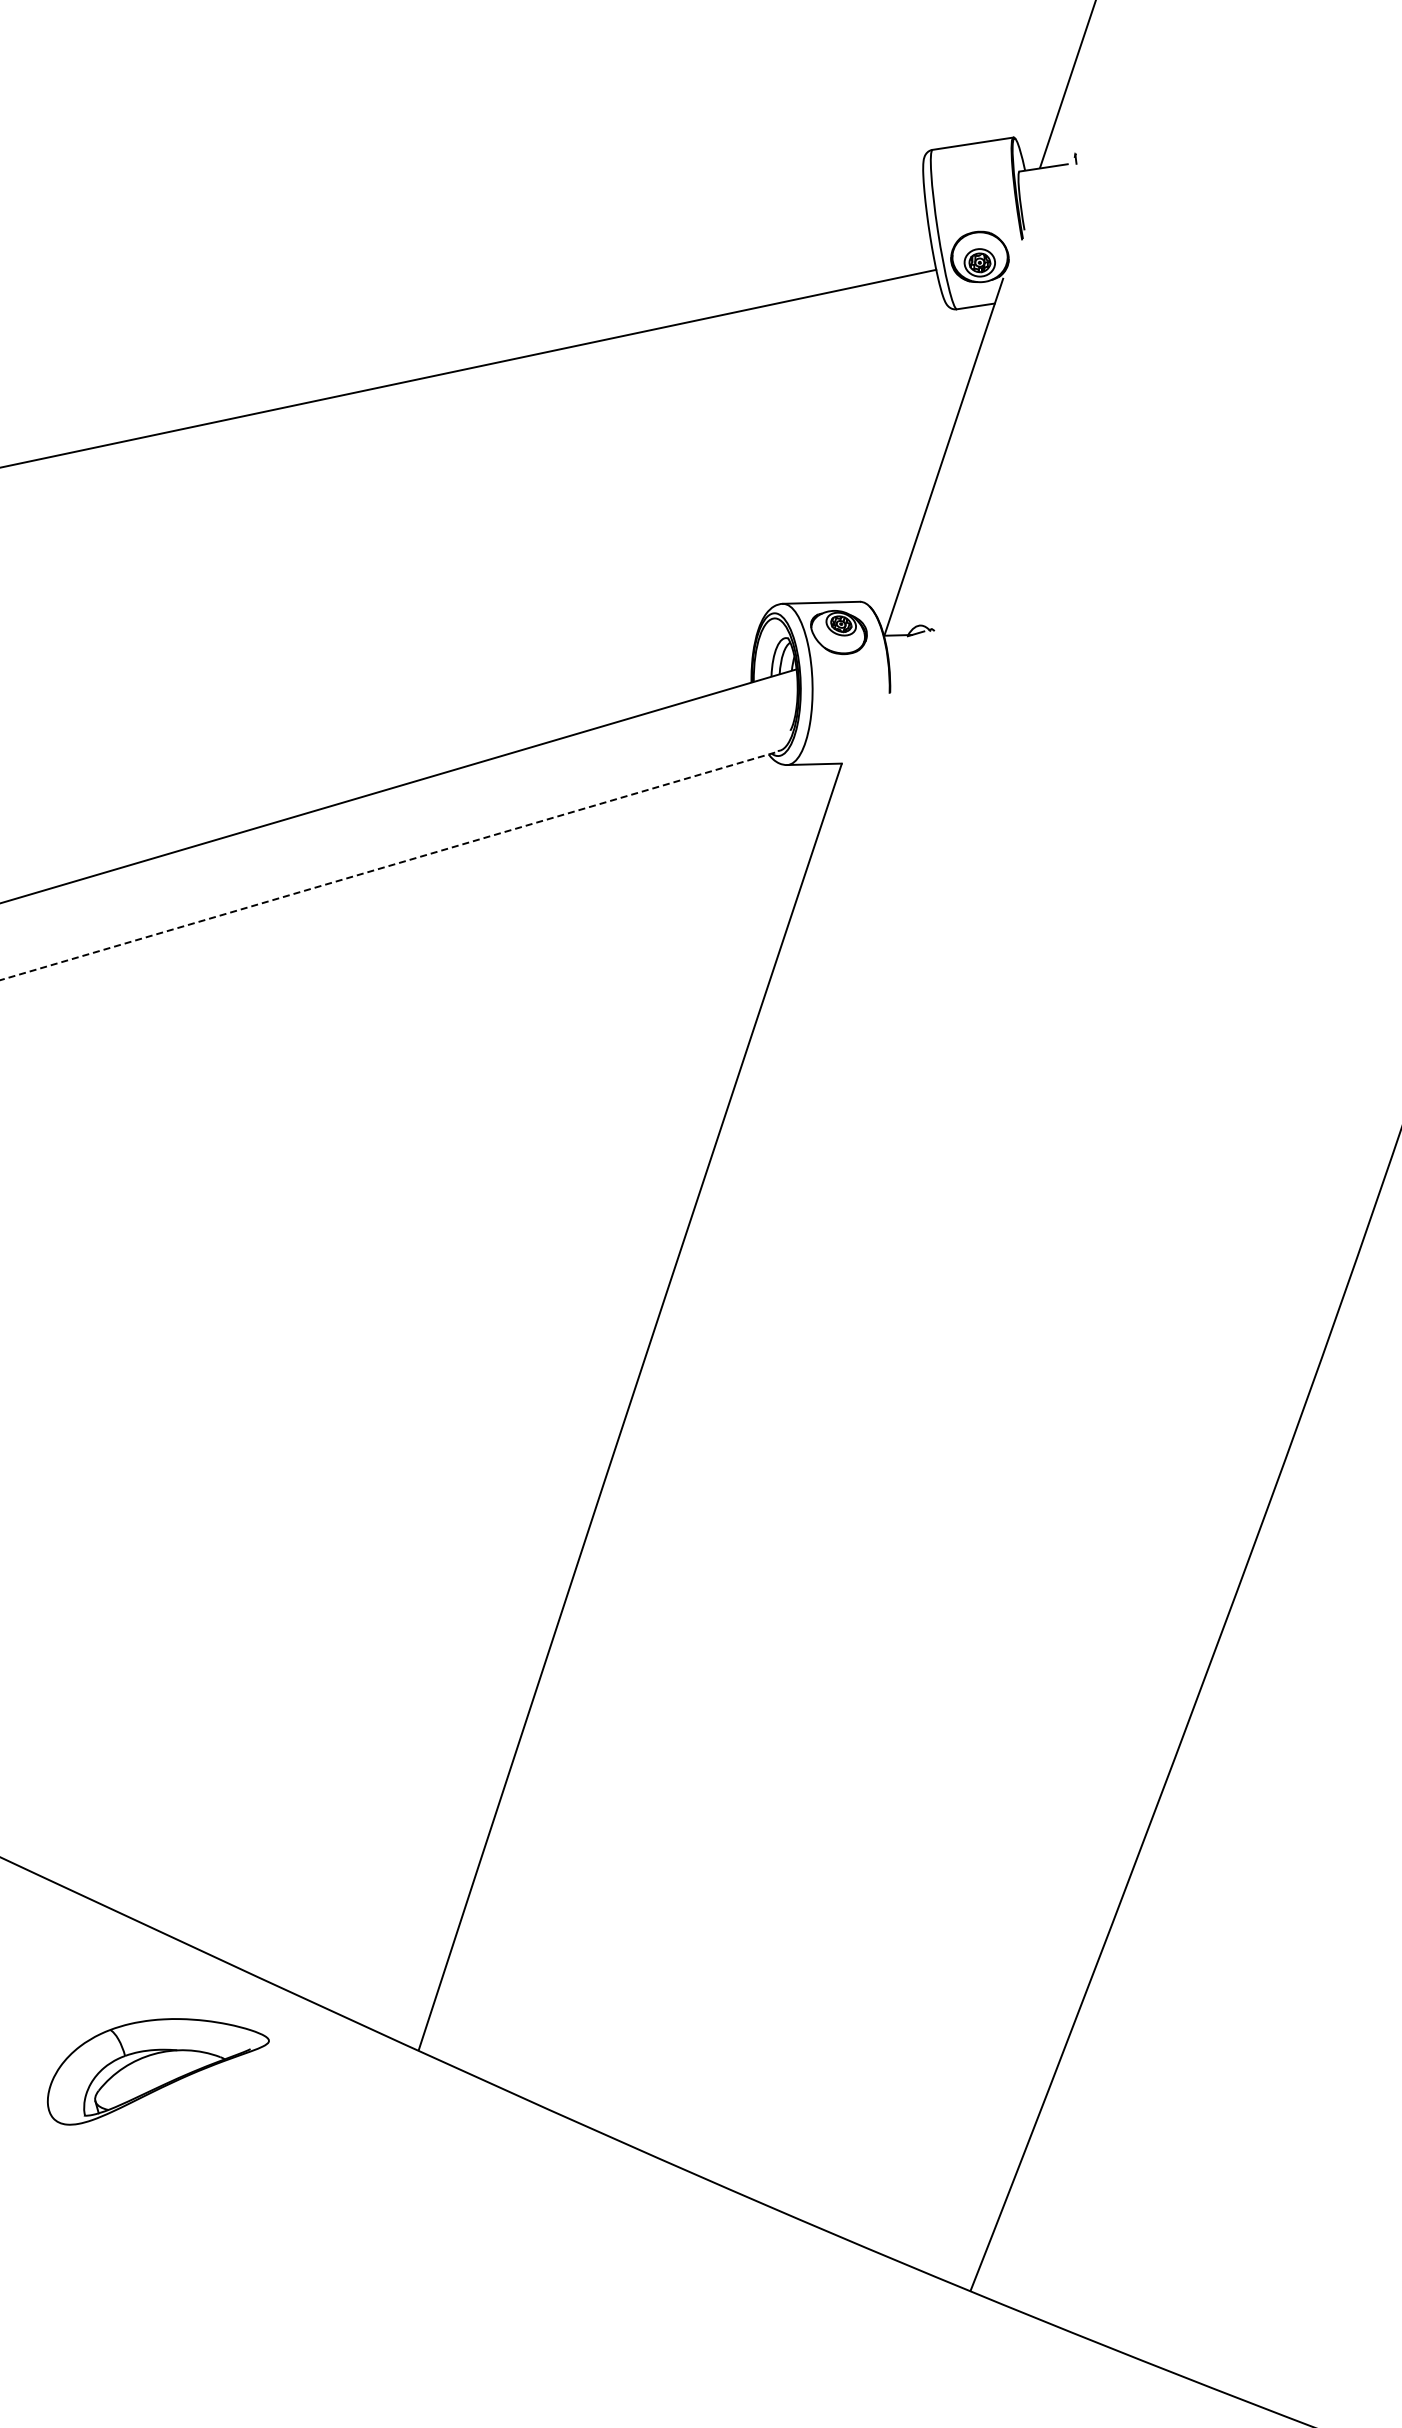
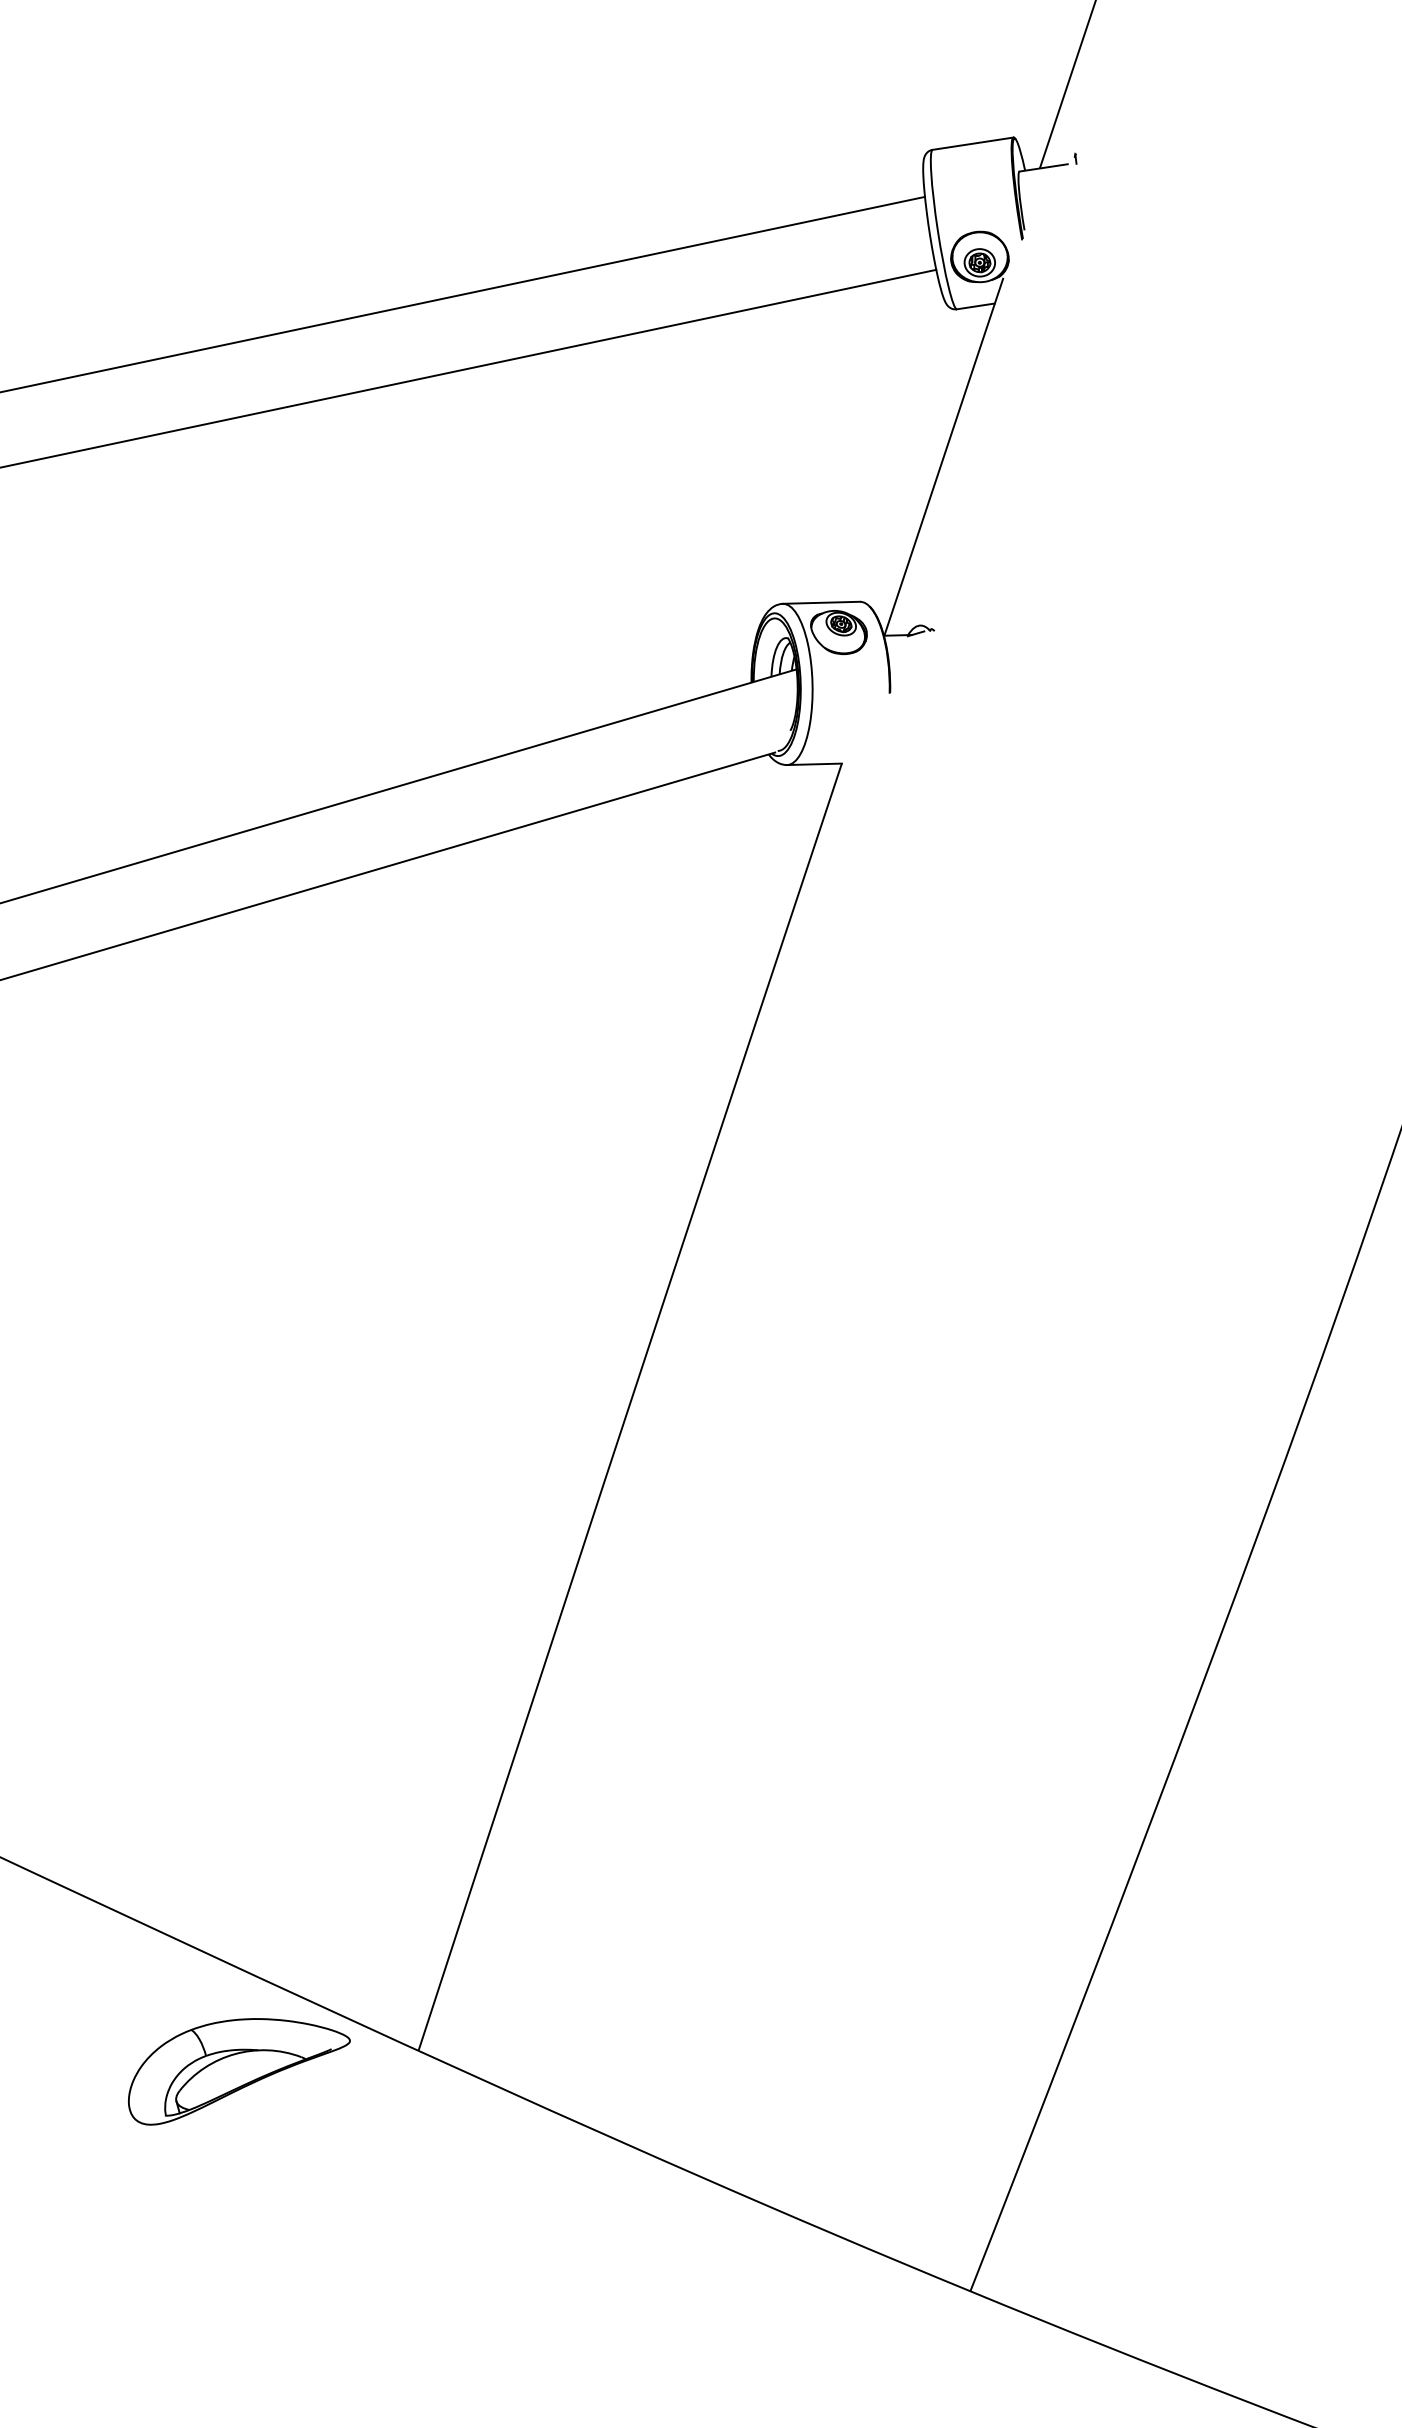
line: none -> present (463, 293)
line: dashed -> solid (387, 866)
part position: (158, 2071) -> (239, 2071) (239, 2071)
